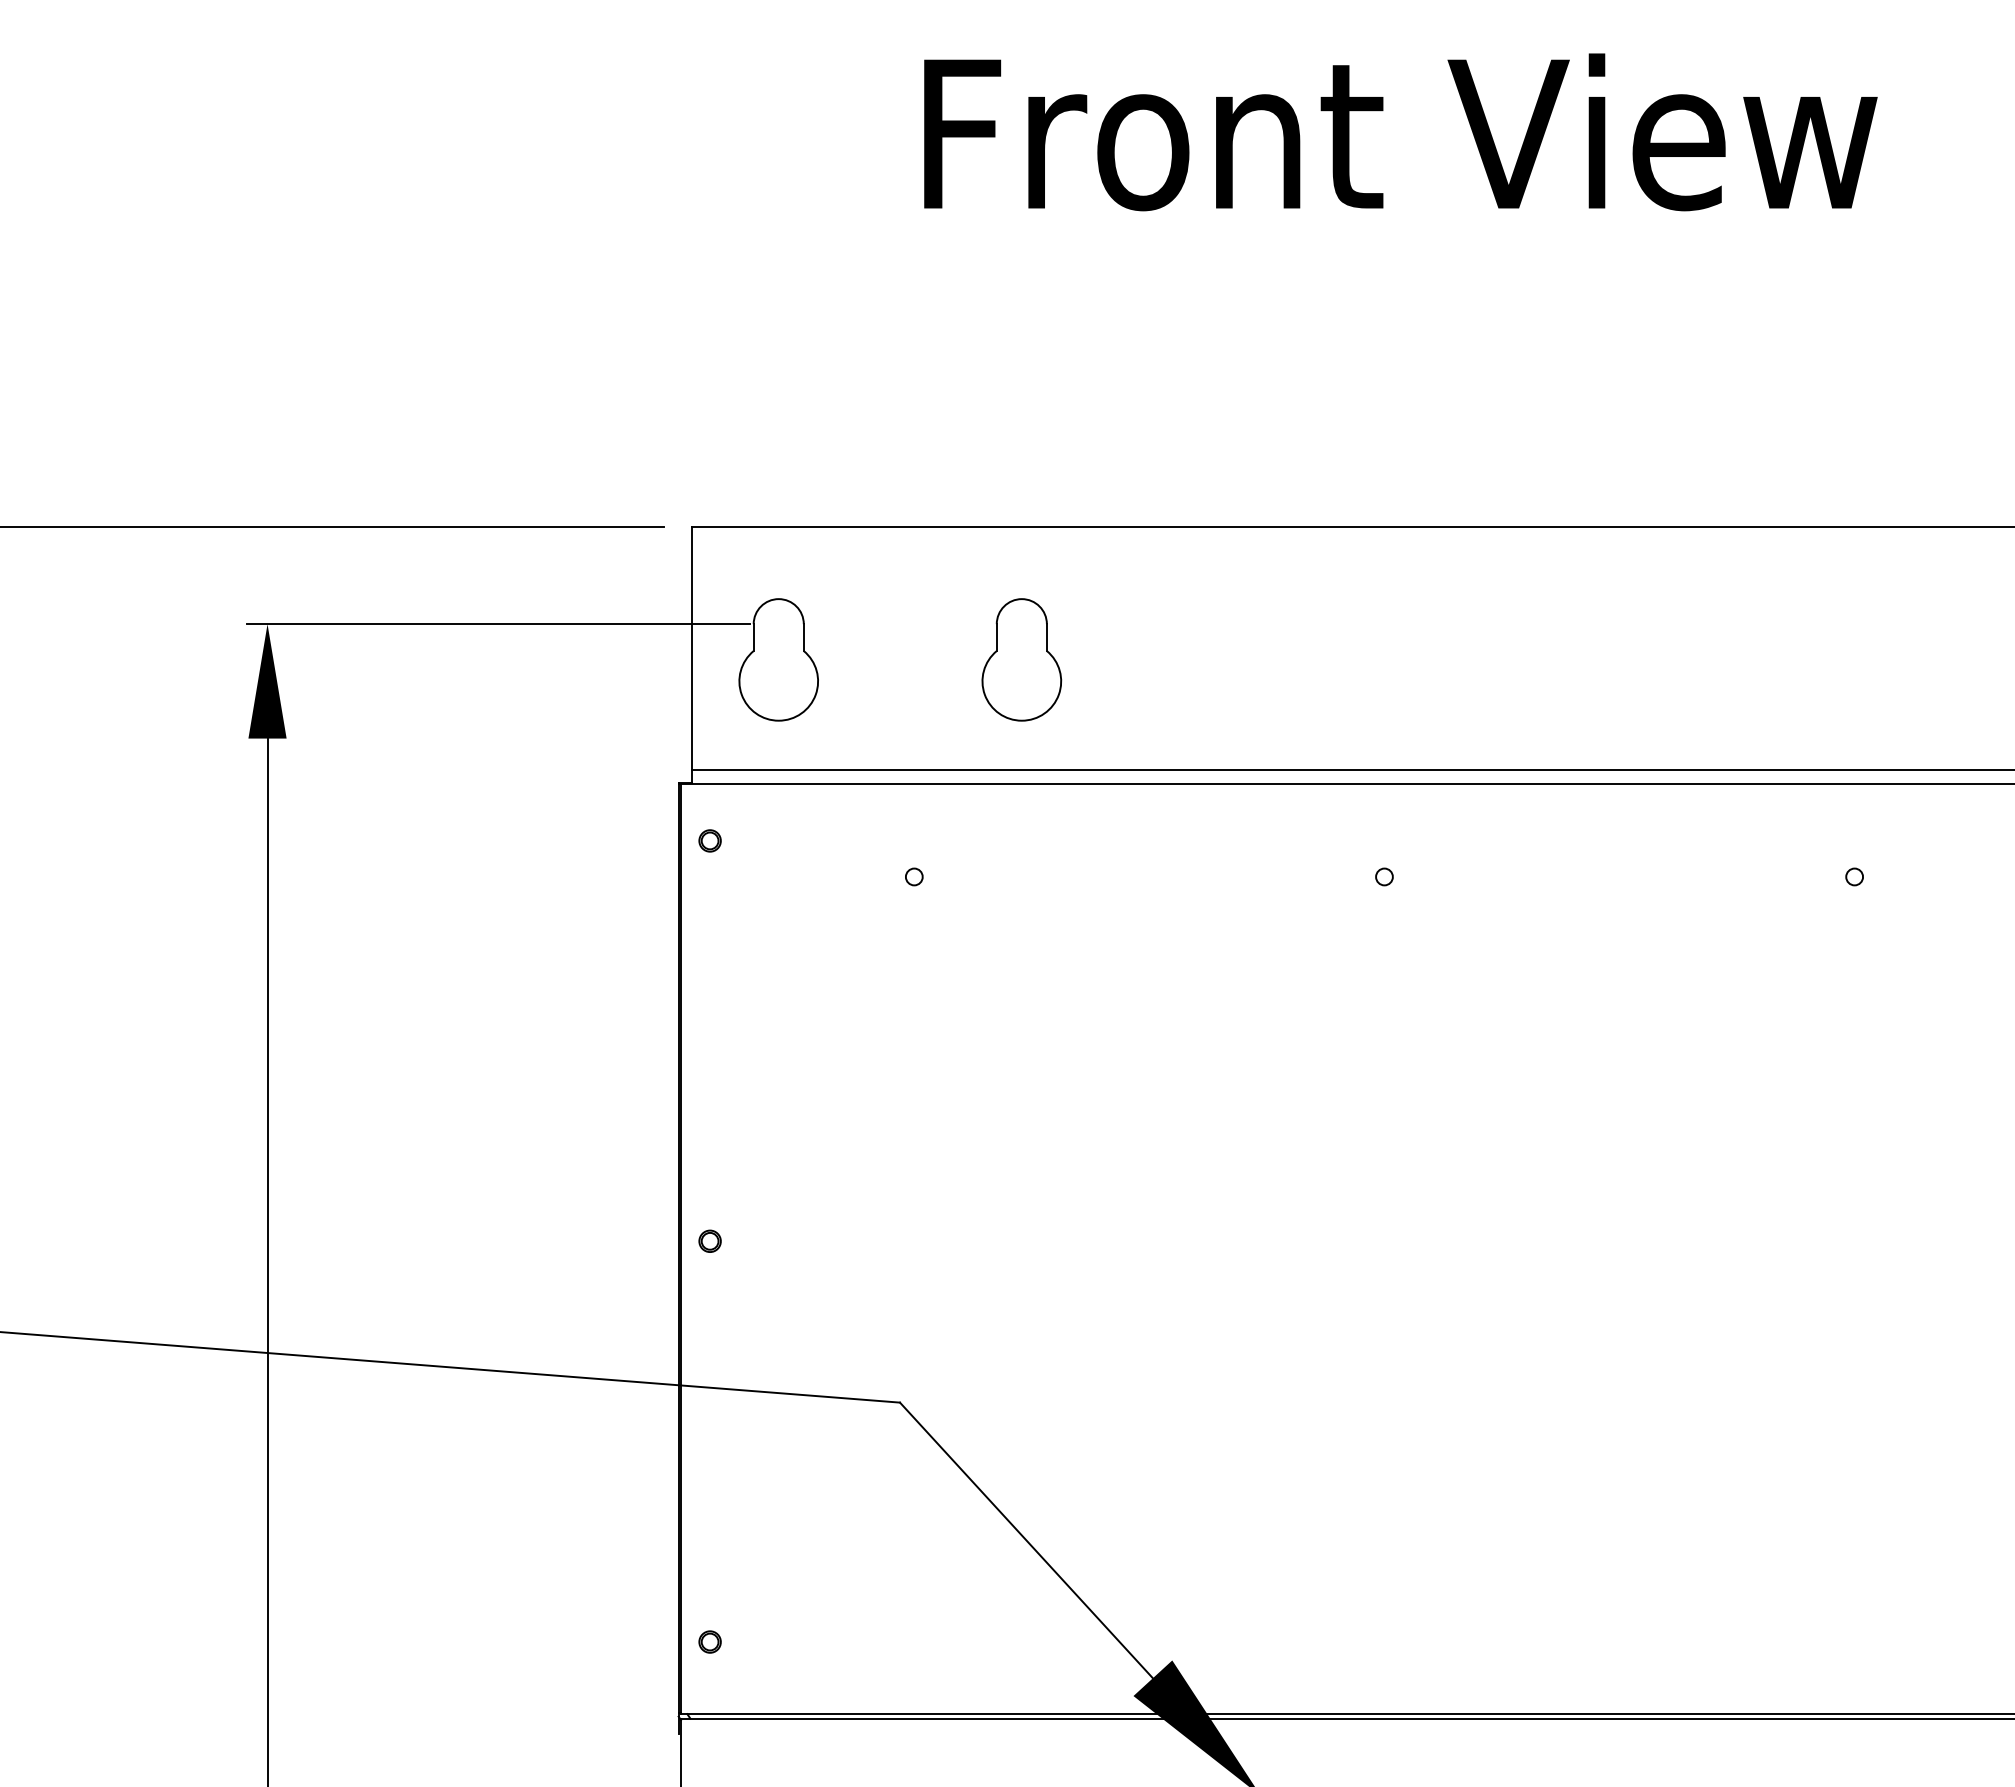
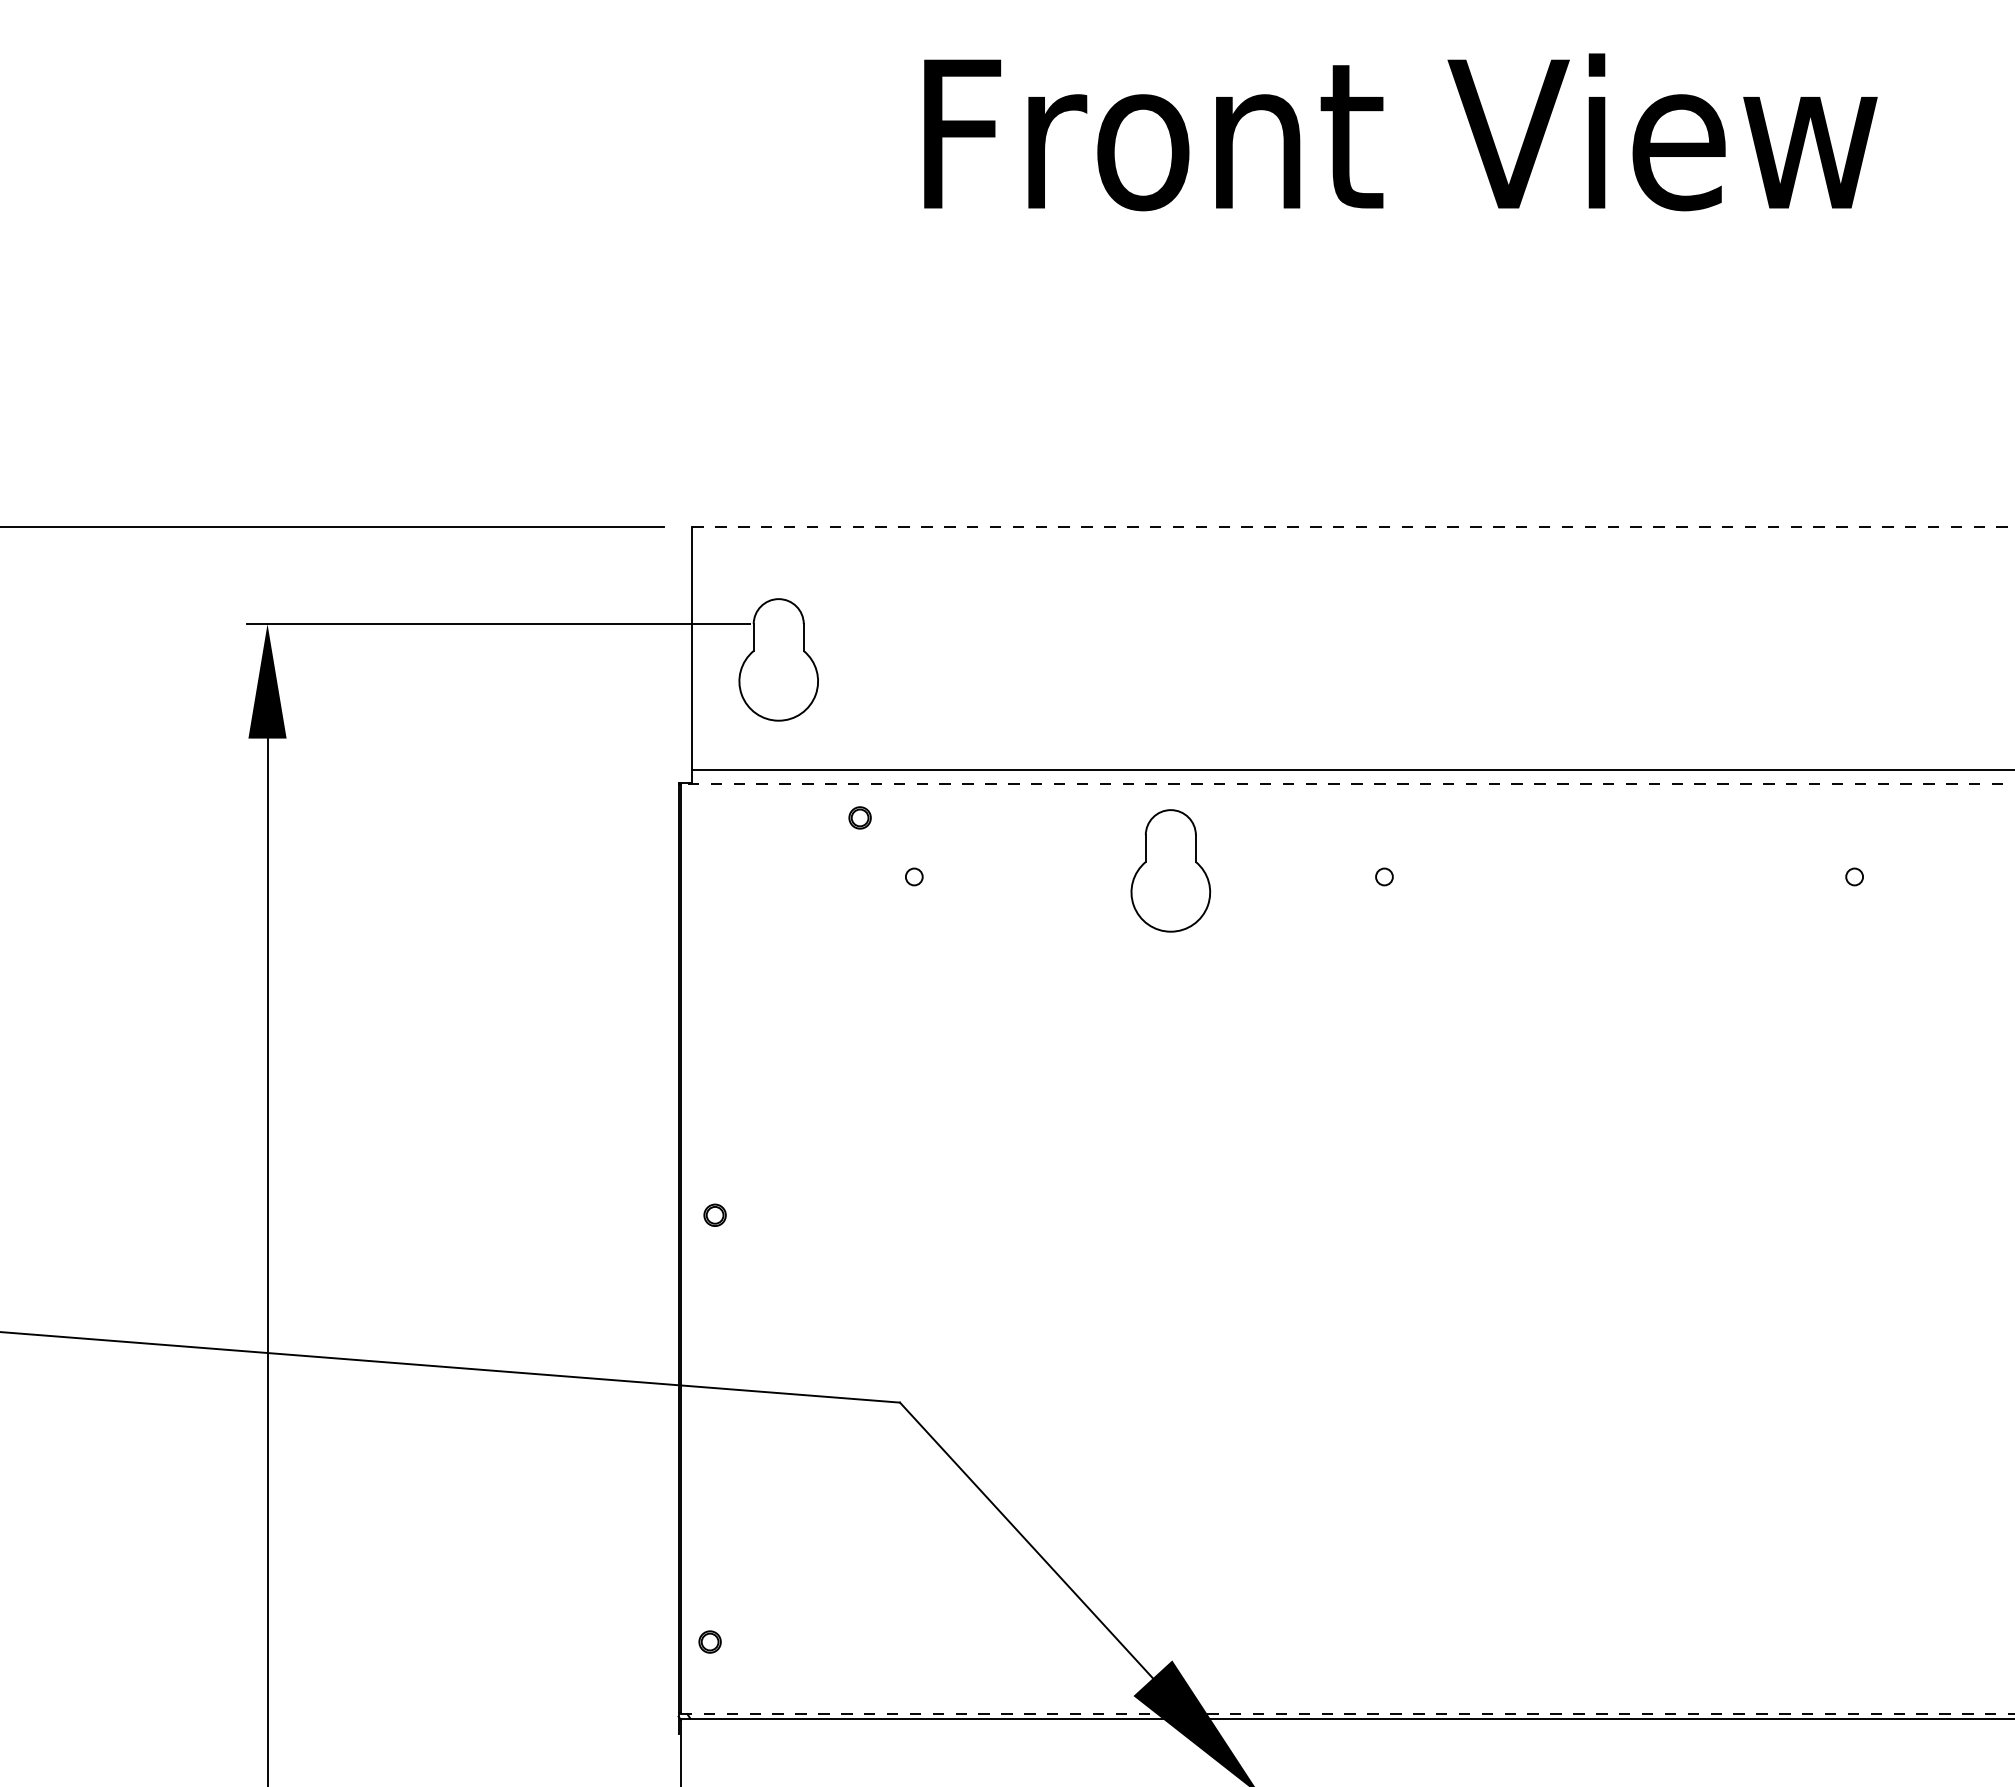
line: solid -> dashed (1354, 526)
part position: (1021, 659) -> (1170, 870) (1170, 870)
line: solid -> dashed (1347, 783)
part position: (709, 840) -> (859, 817) (859, 817)
part position: (709, 1240) -> (714, 1214) (714, 1214)
line: solid -> dashed (1347, 1714)
